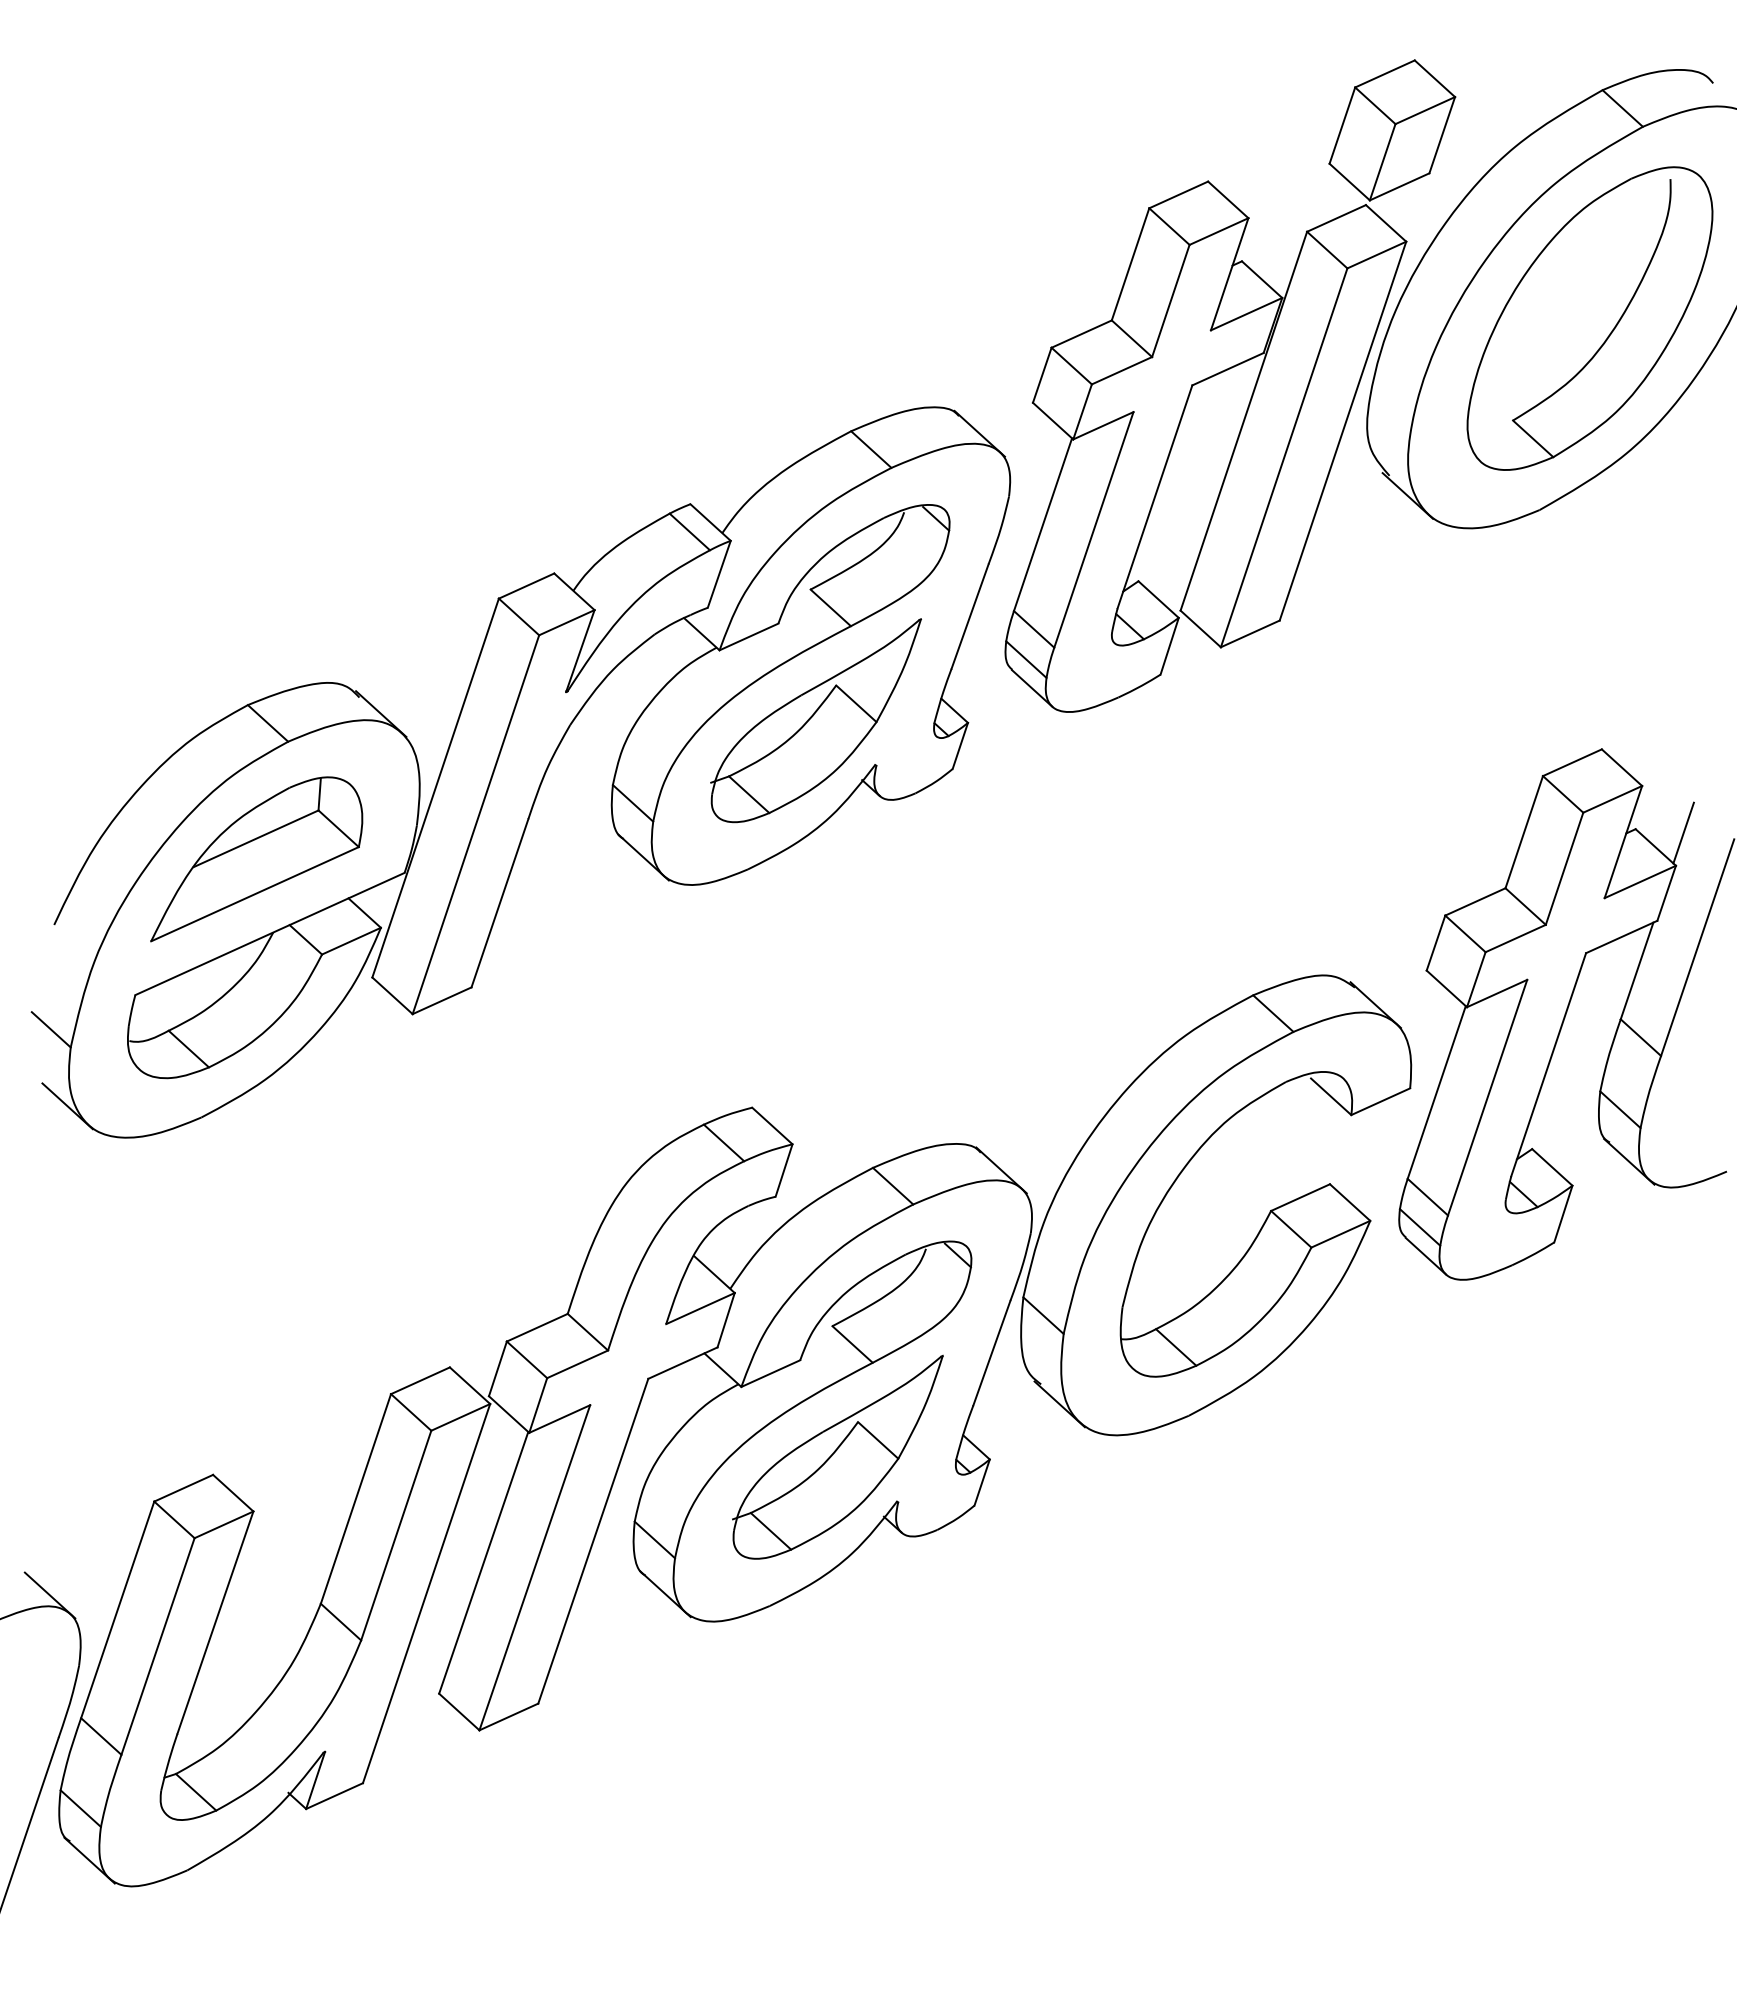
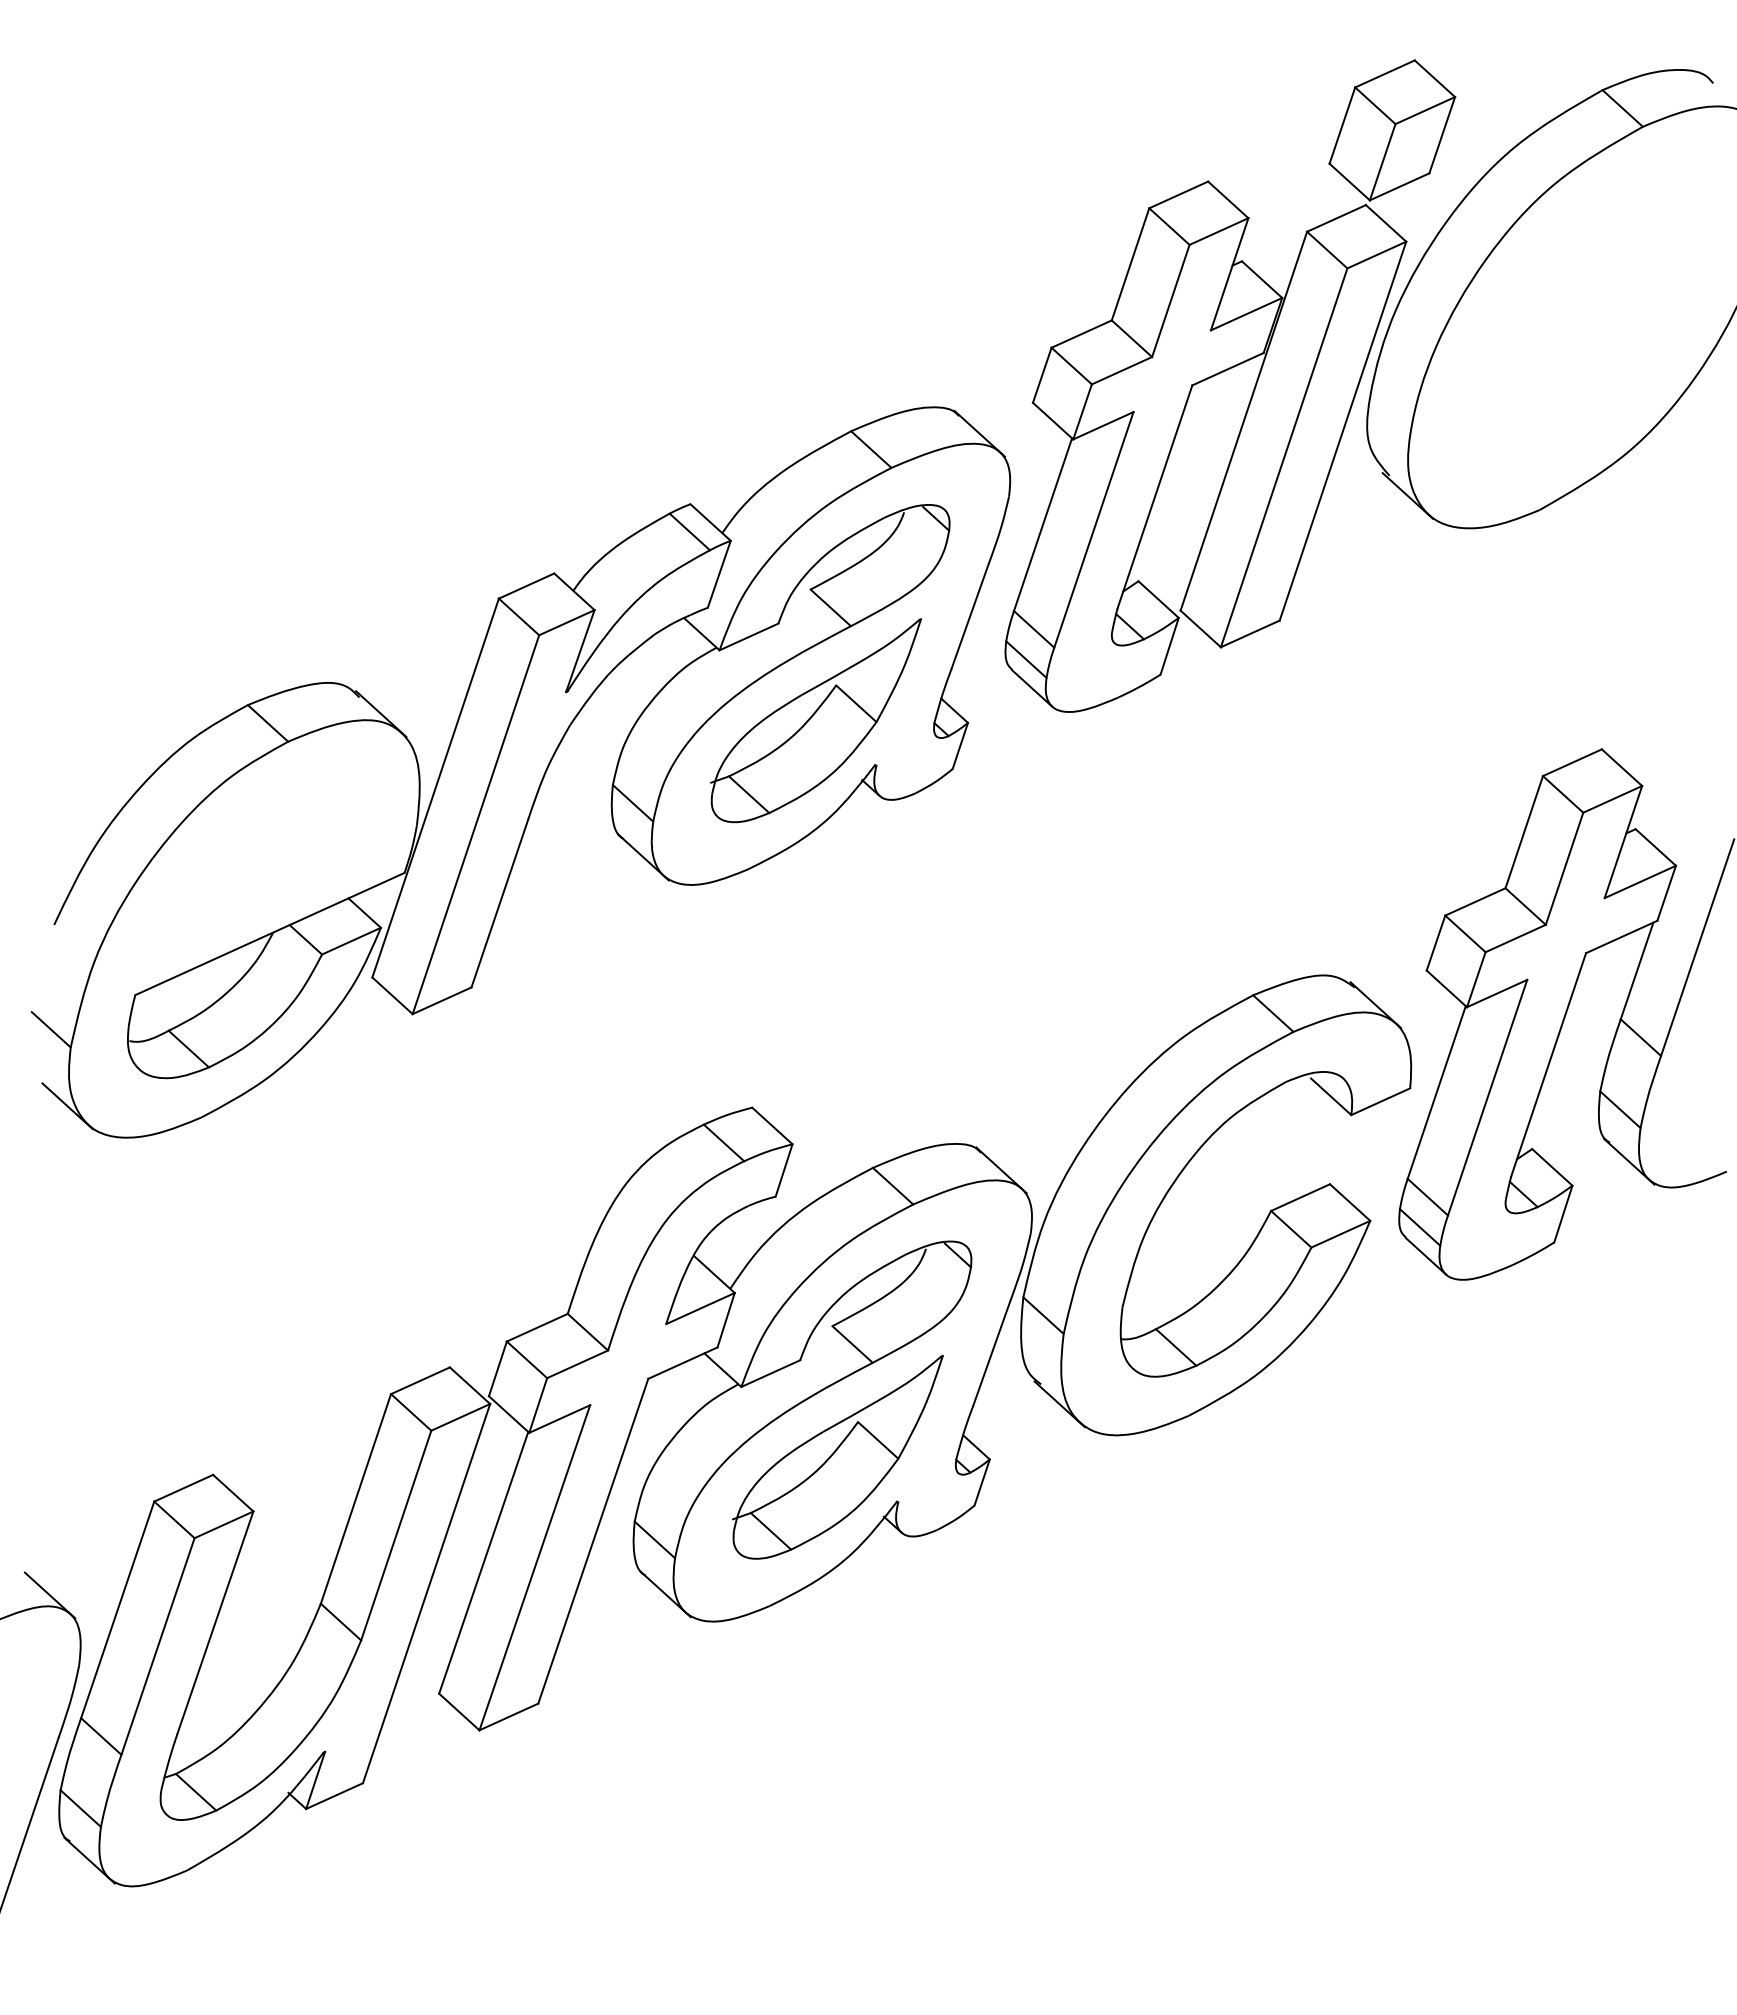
part: present -> none (1589, 318)
line: present -> none (1683, 832)
part: present -> none (256, 859)
